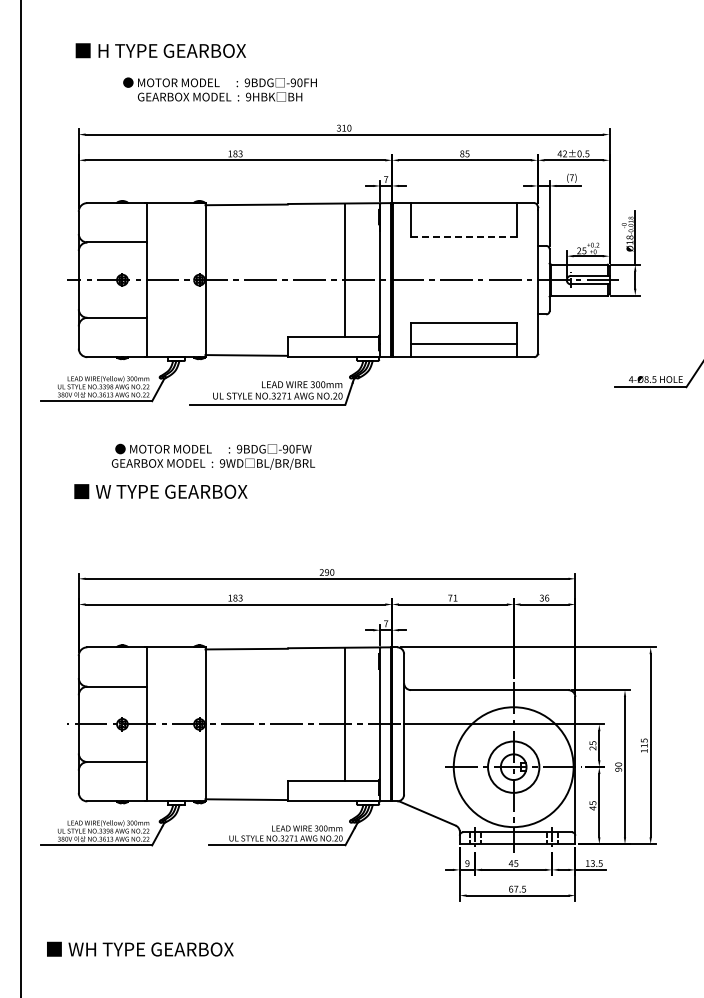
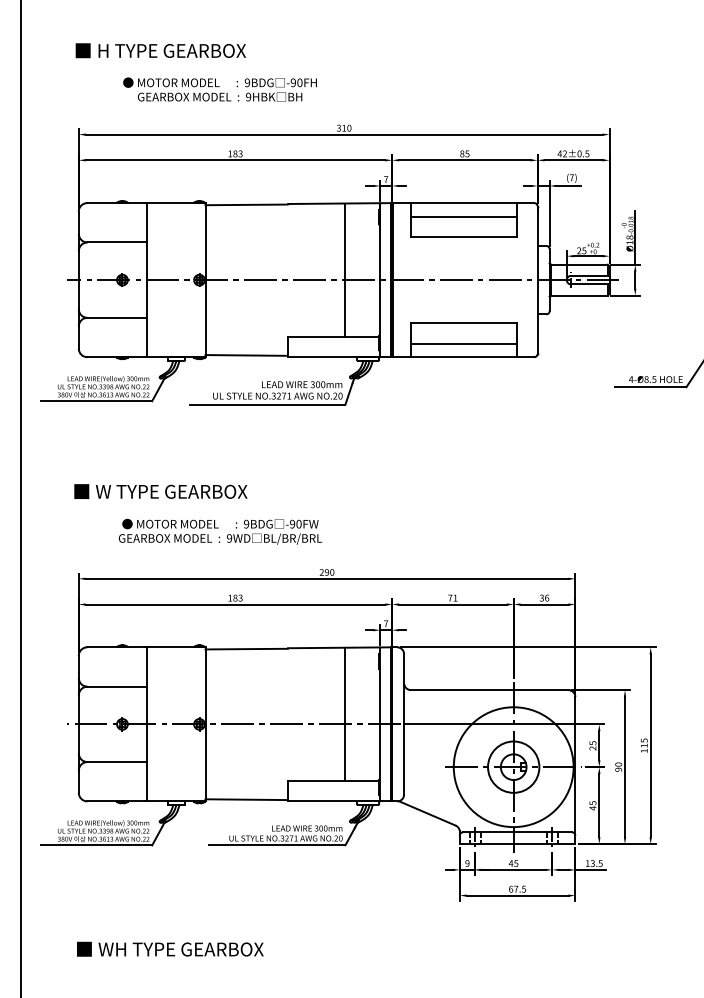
line: none -> present (463, 216)
line: dashed -> solid (463, 237)
text position: (213, 456) -> (220, 531) (220, 531)
text position: (140, 948) -> (170, 948) (170, 948)
